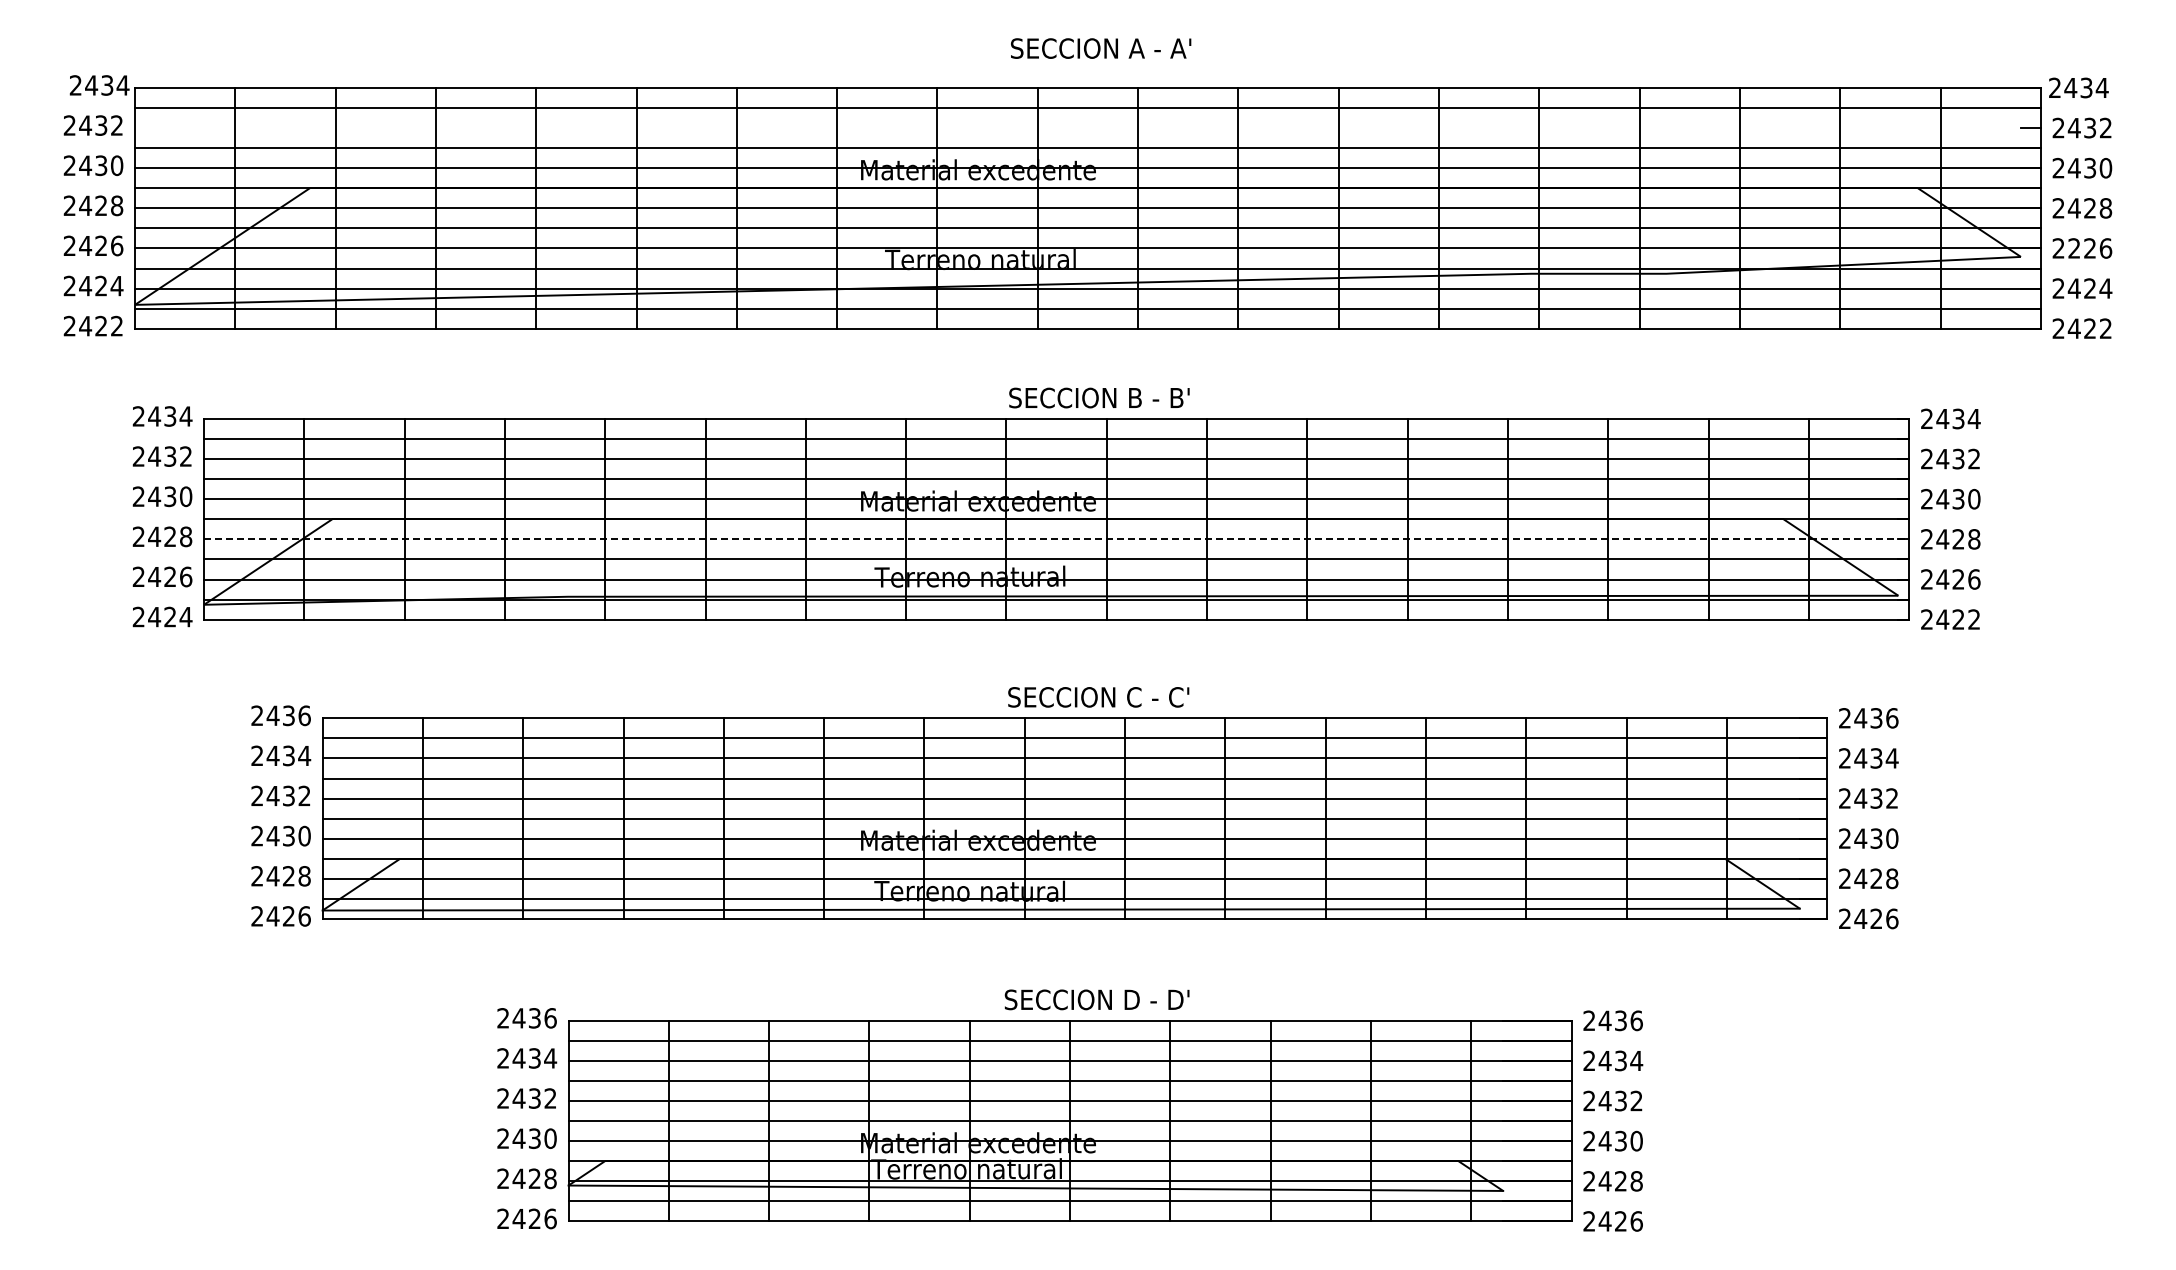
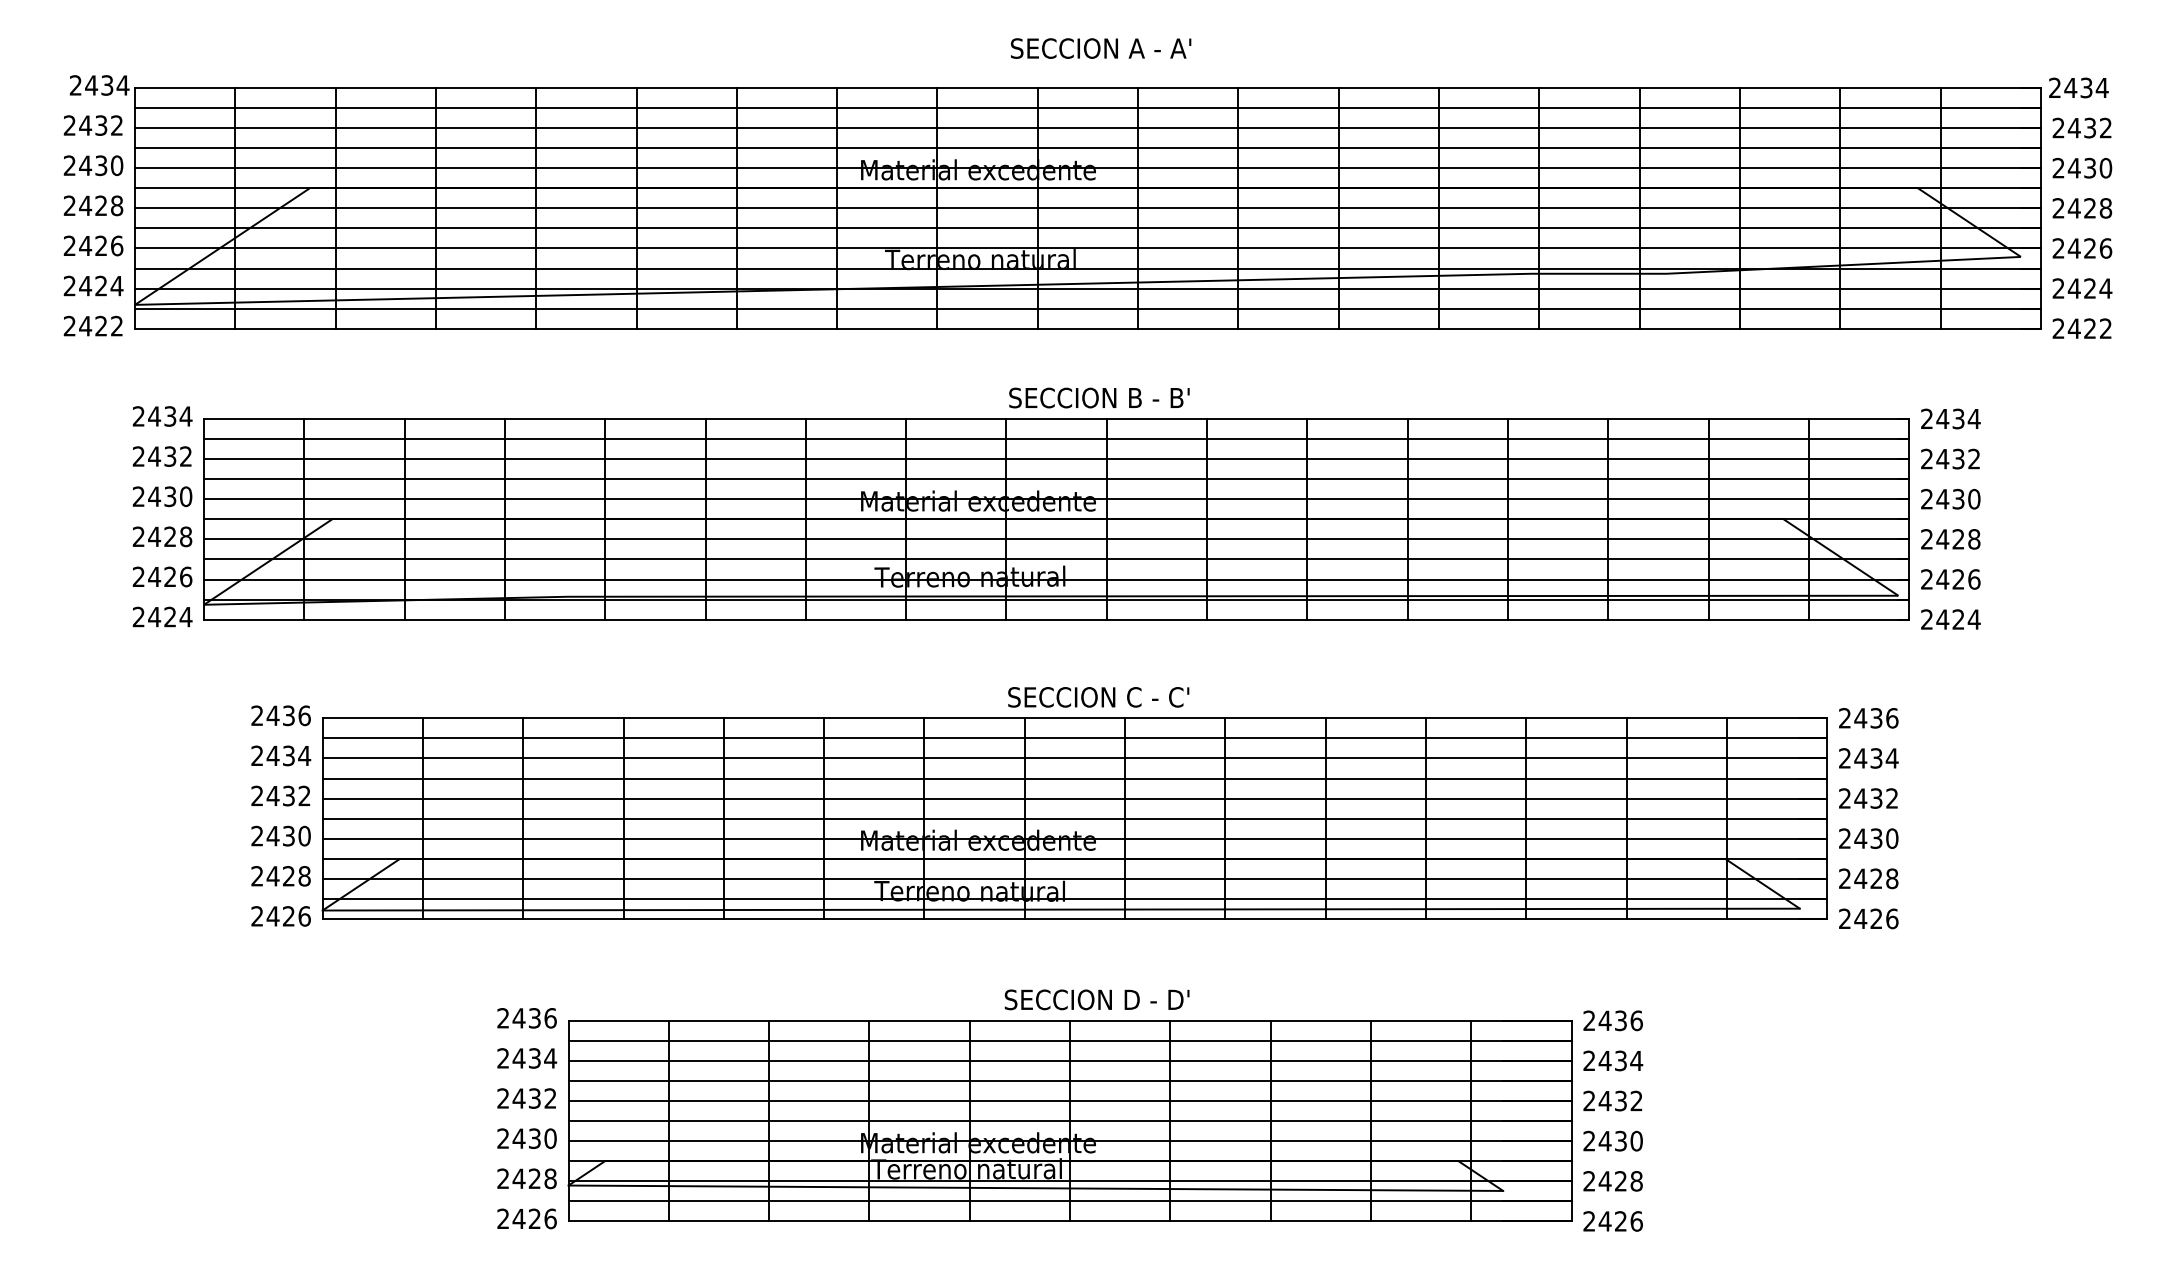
line: none -> present (1087, 128)
text: 2226 -> 2426 (2073, 248)
line: dashed -> solid (1056, 539)
text: 2422 -> 2424 (1973, 619)
